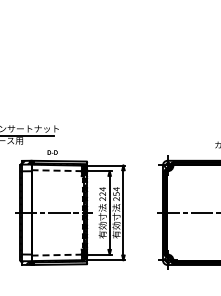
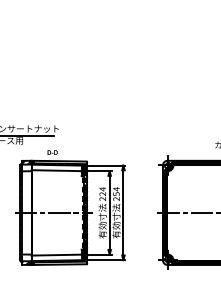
line: dashed -> solid (57, 170)
line: dashed -> solid (57, 255)
